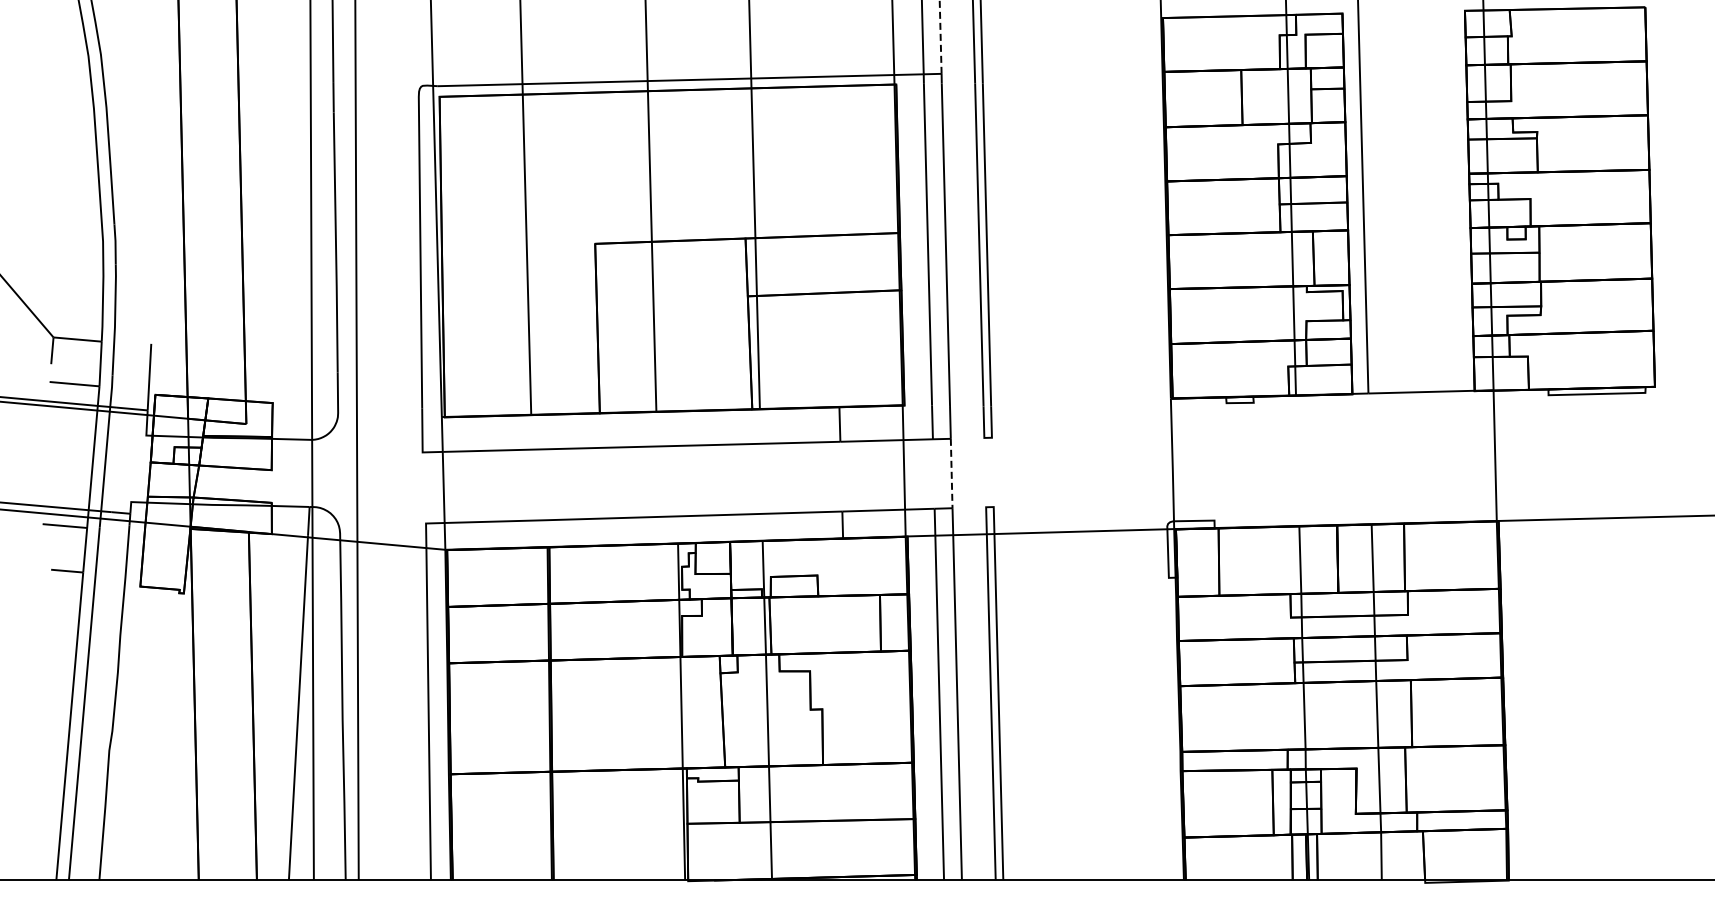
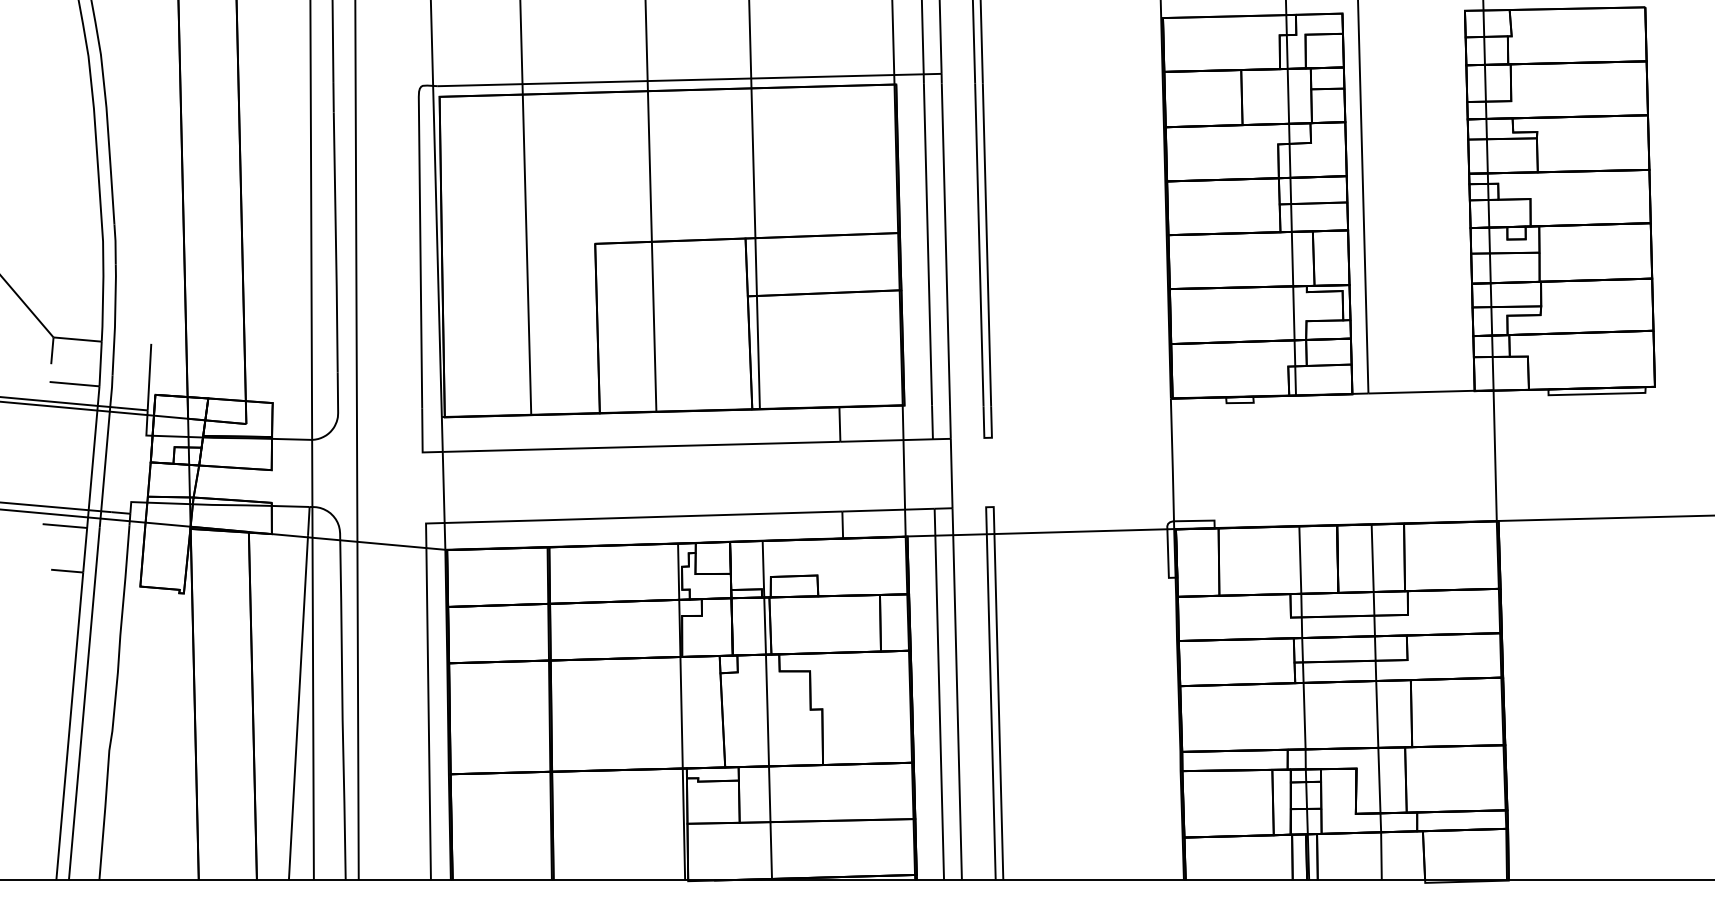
line: dashed -> solid (940, 37)
line: dashed -> solid (951, 473)
